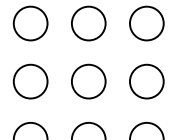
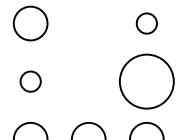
circle: present -> none (88, 23)
circle diameter: 34 px -> 20 px (146, 23)
circle diameter: 34 px -> 20 px (30, 81)
circle: present -> none (88, 81)
circle diameter: 34 px -> 54 px (146, 81)
